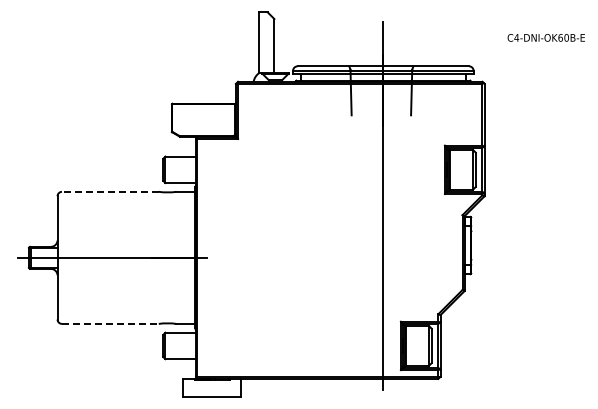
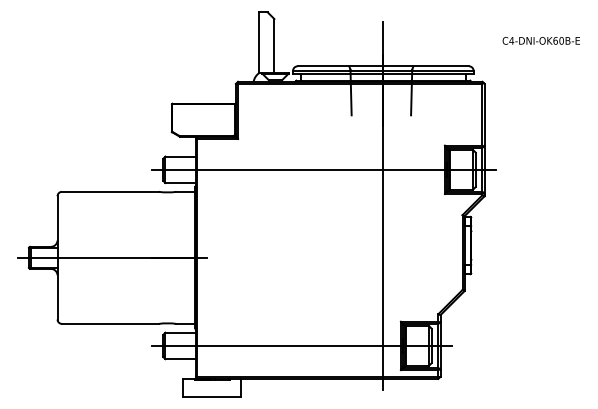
text position: (545, 37) -> (540, 40) (540, 40)
line: none -> present (323, 169)
line: dashed -> solid (109, 191)
line: dashed -> solid (110, 323)
line: none -> present (301, 345)
